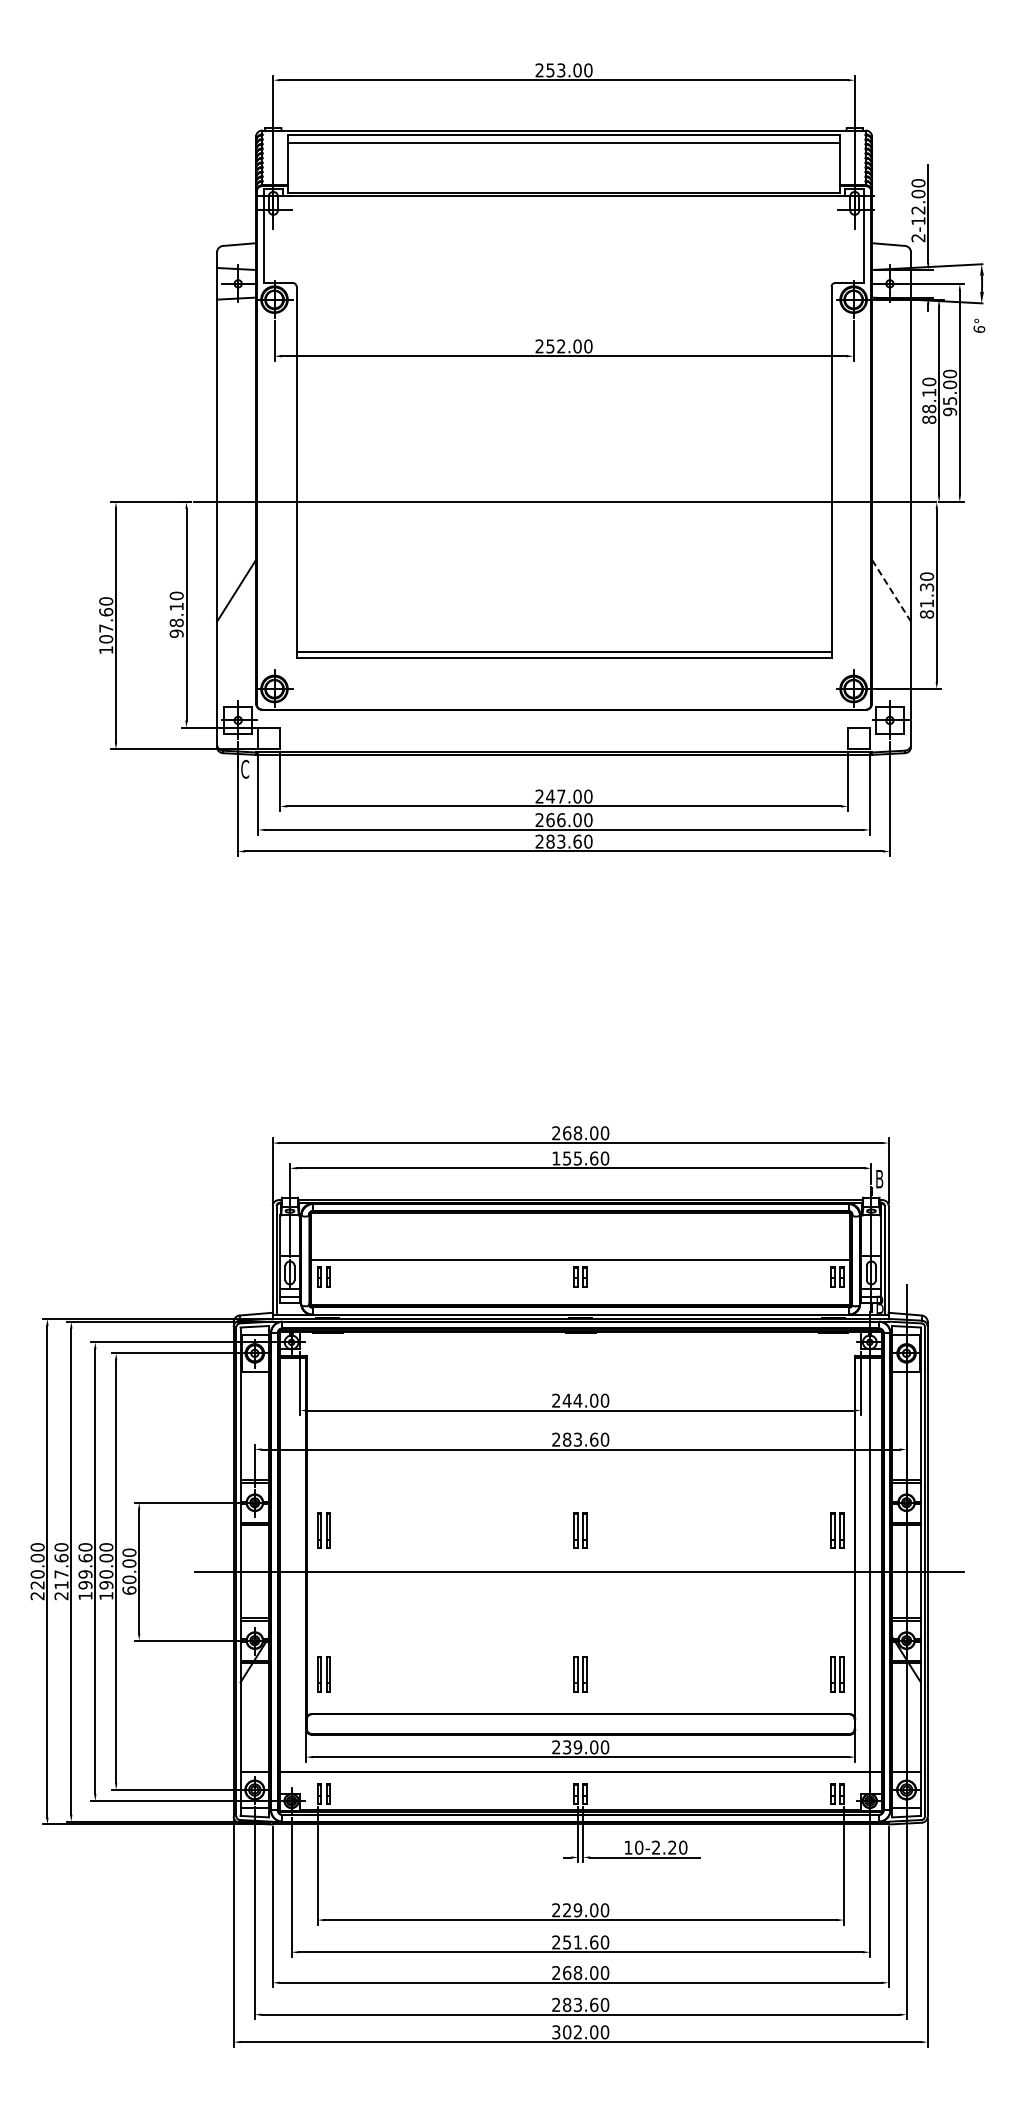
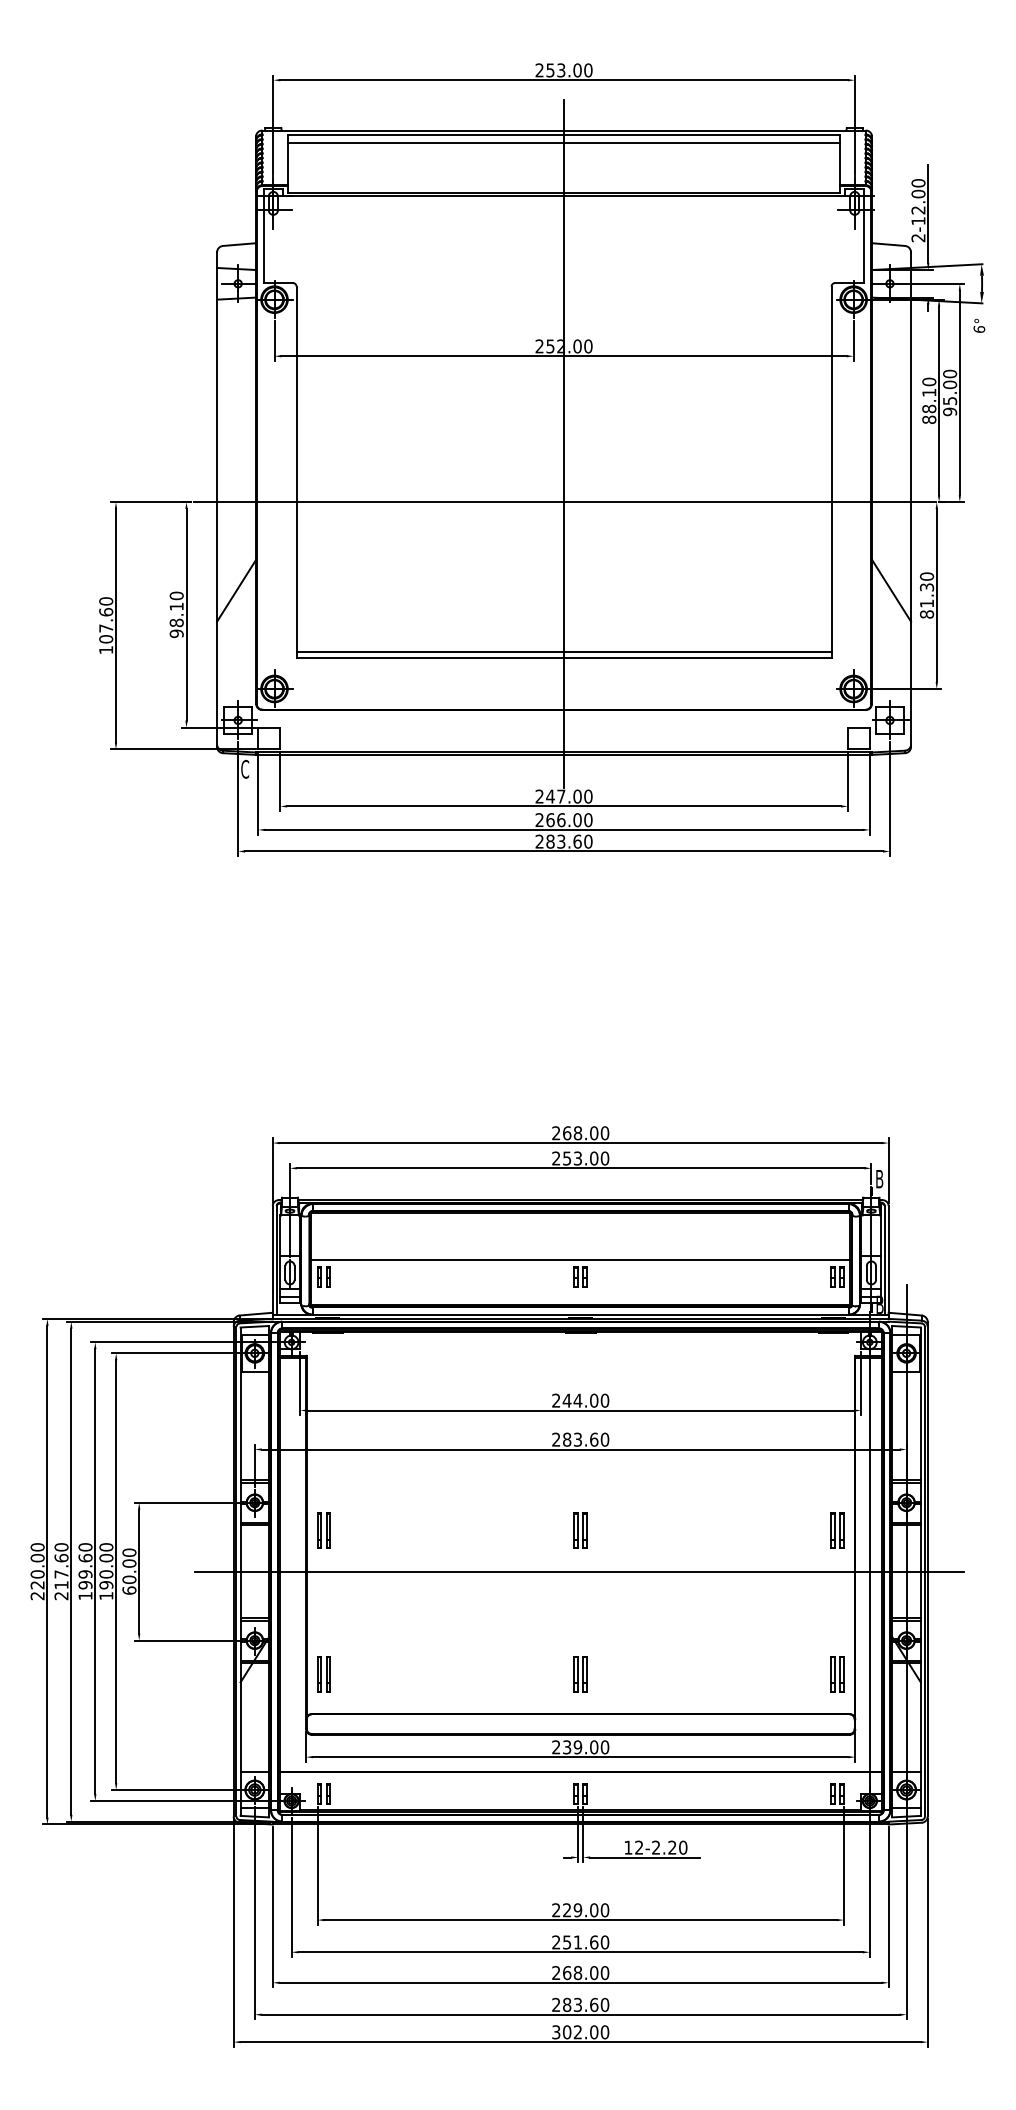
line: none -> present (564, 444)
line: dashed -> solid (891, 590)
text: 155.60 -> 253.00 (575, 1158)
text: 10-2.20 -> 12-2.20 (639, 1847)
